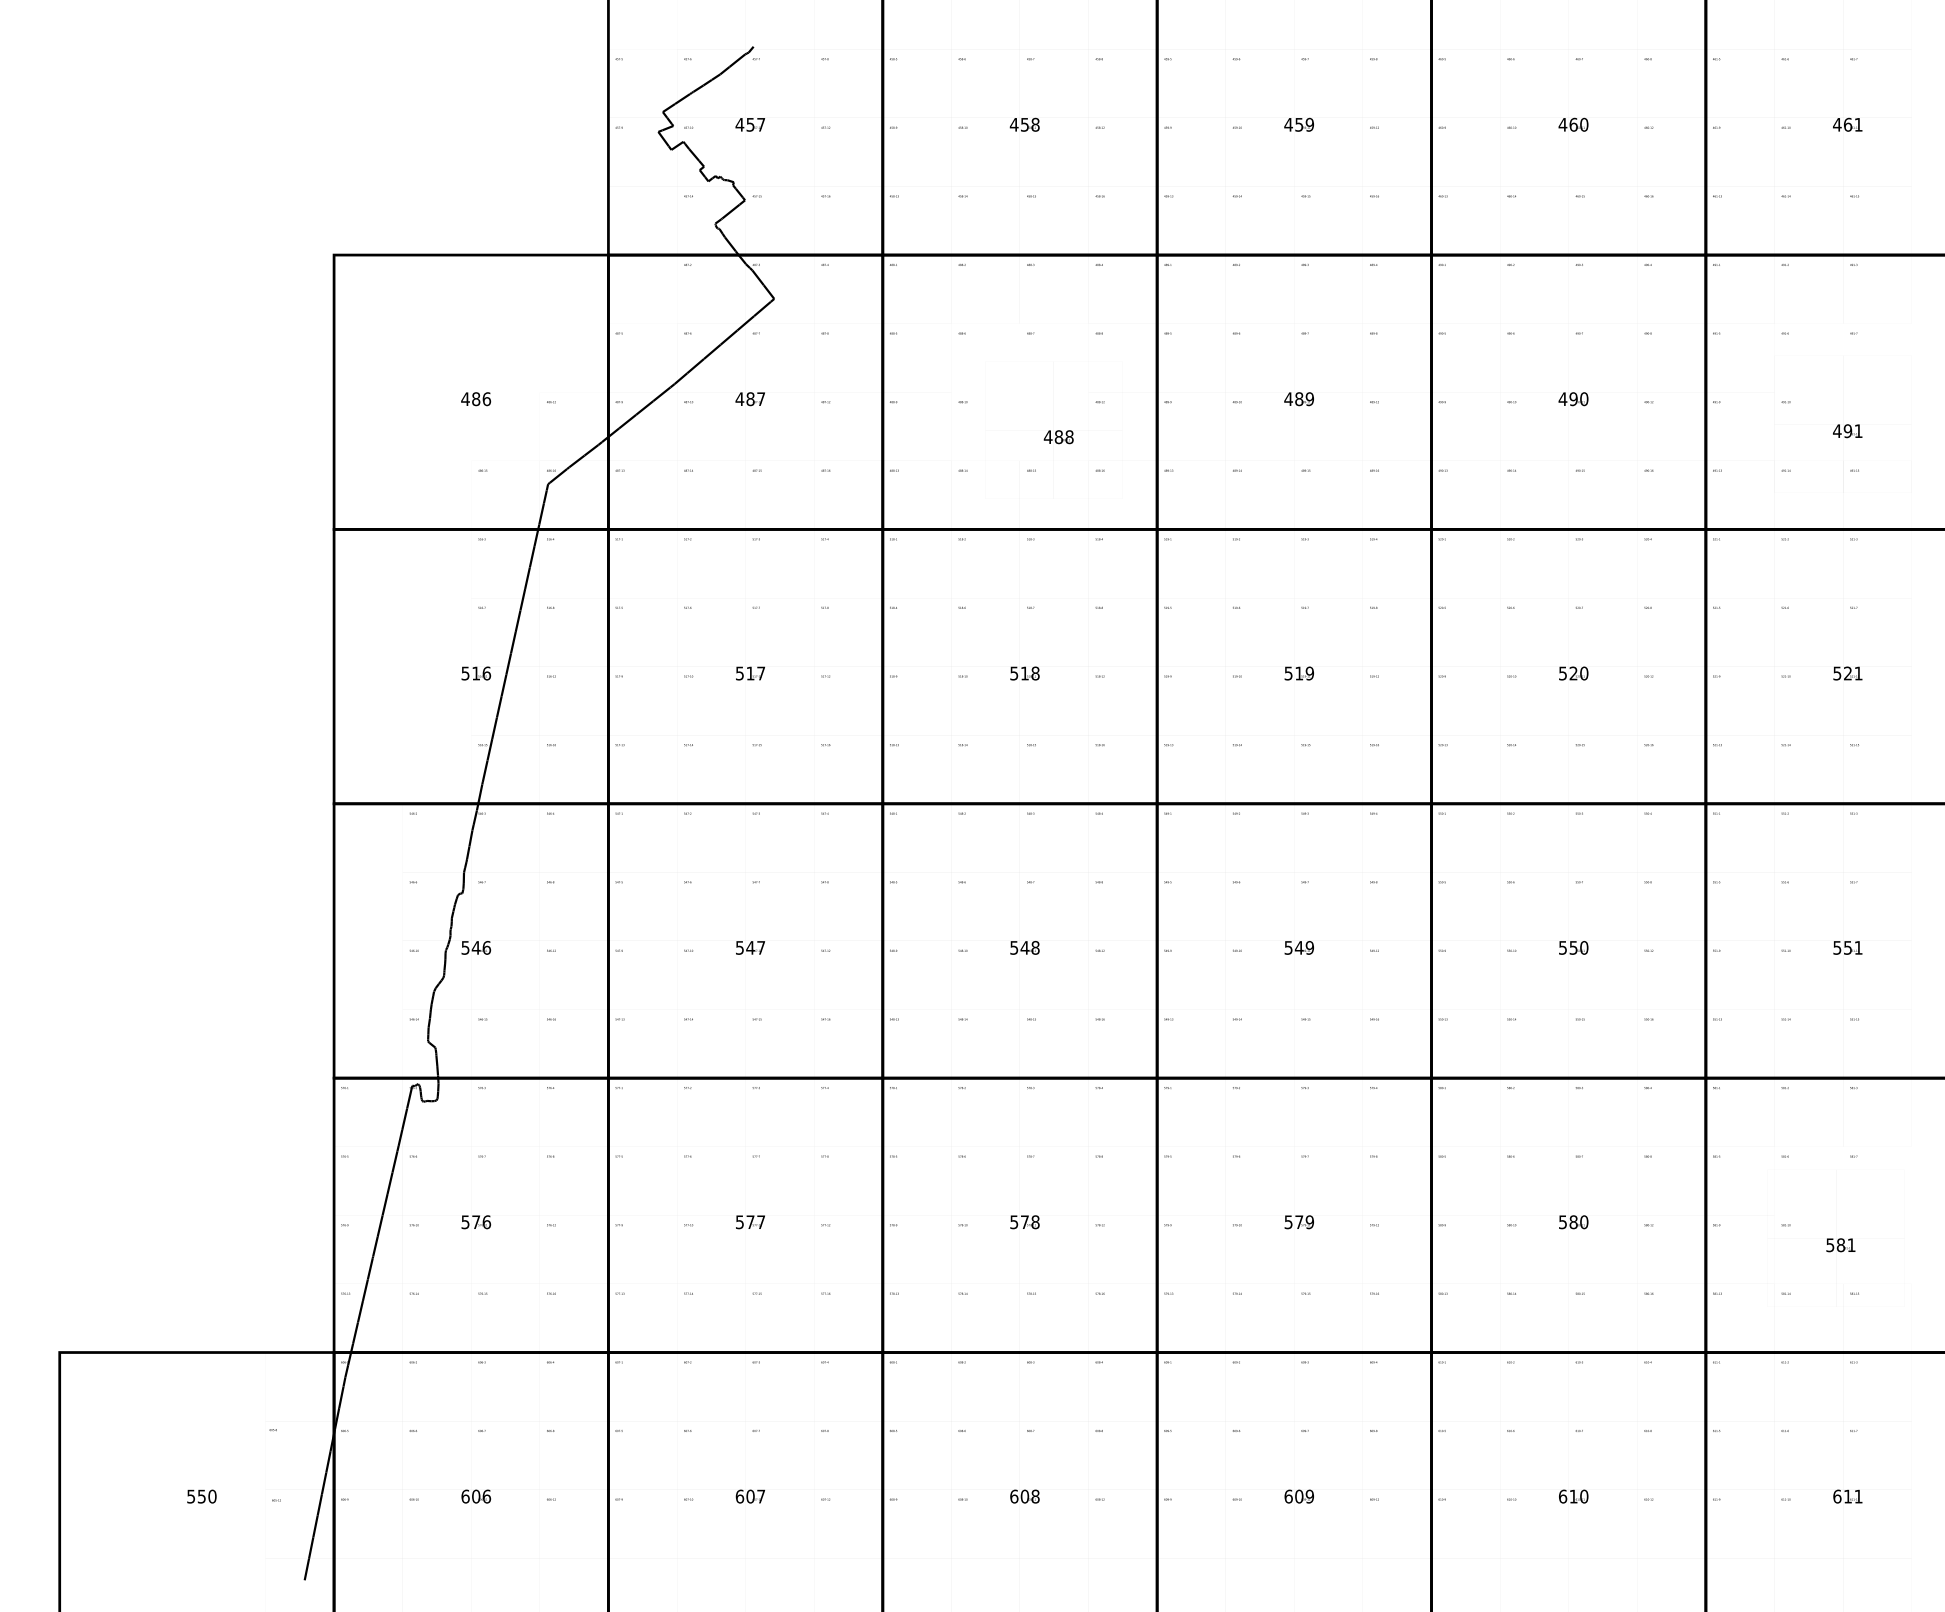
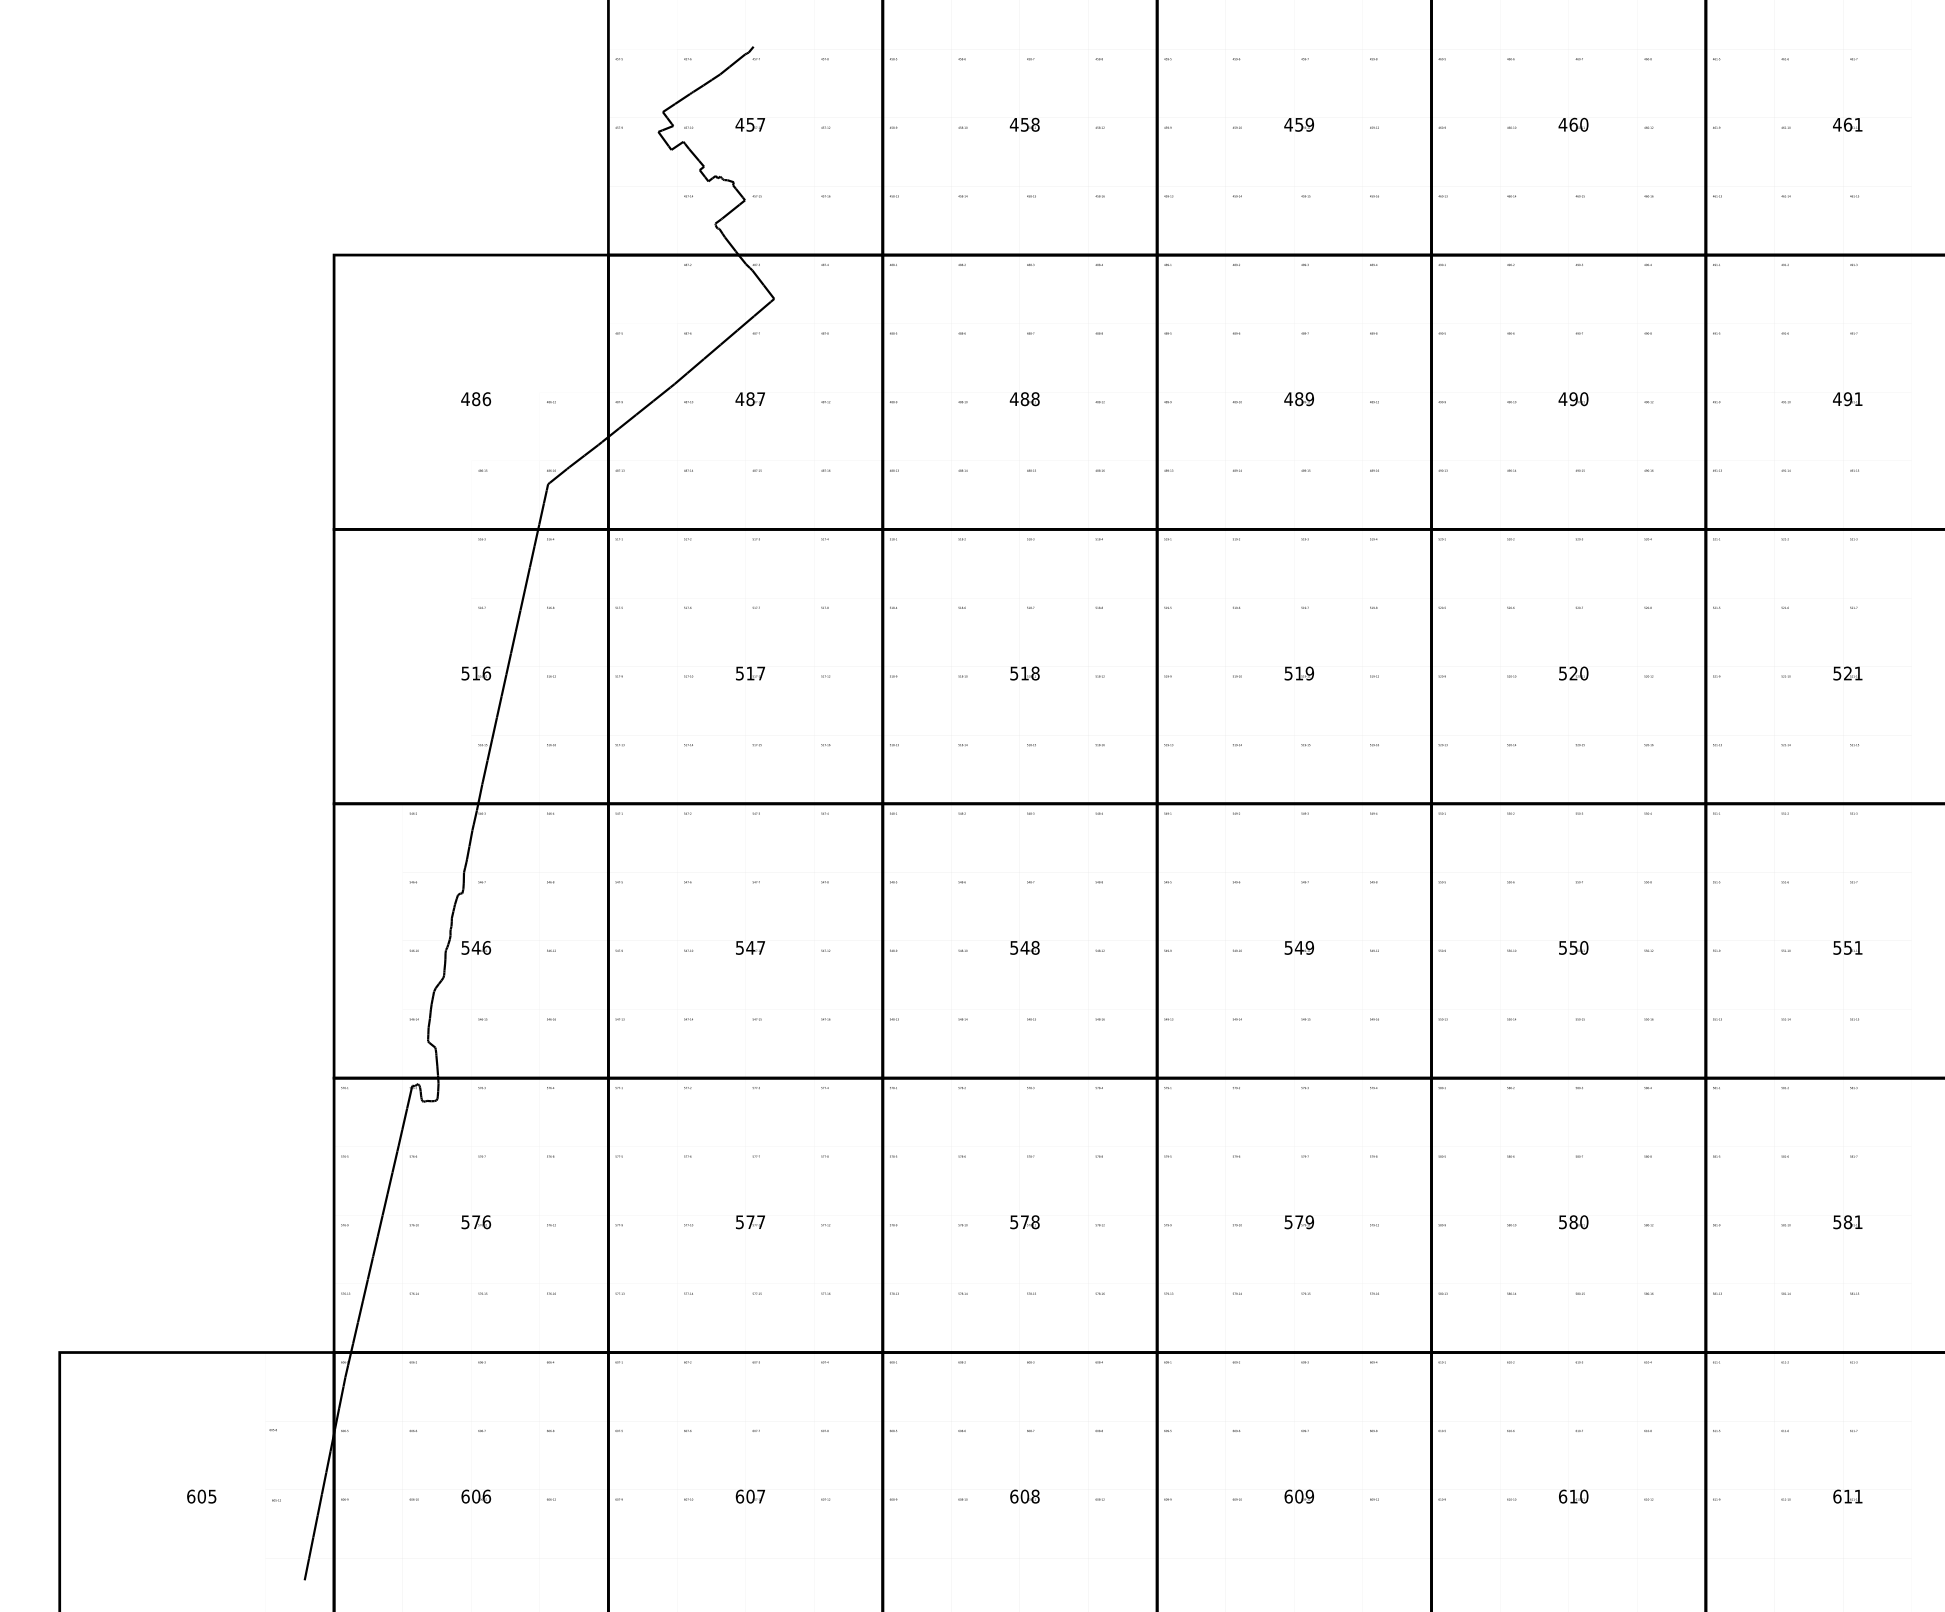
text position: (1847, 431) -> (1847, 399) (1847, 399)
text position: (1058, 437) -> (1024, 399) (1024, 399)
text position: (1840, 1245) -> (1847, 1222) (1847, 1222)
text: 550 -> 605 (201, 1496)
